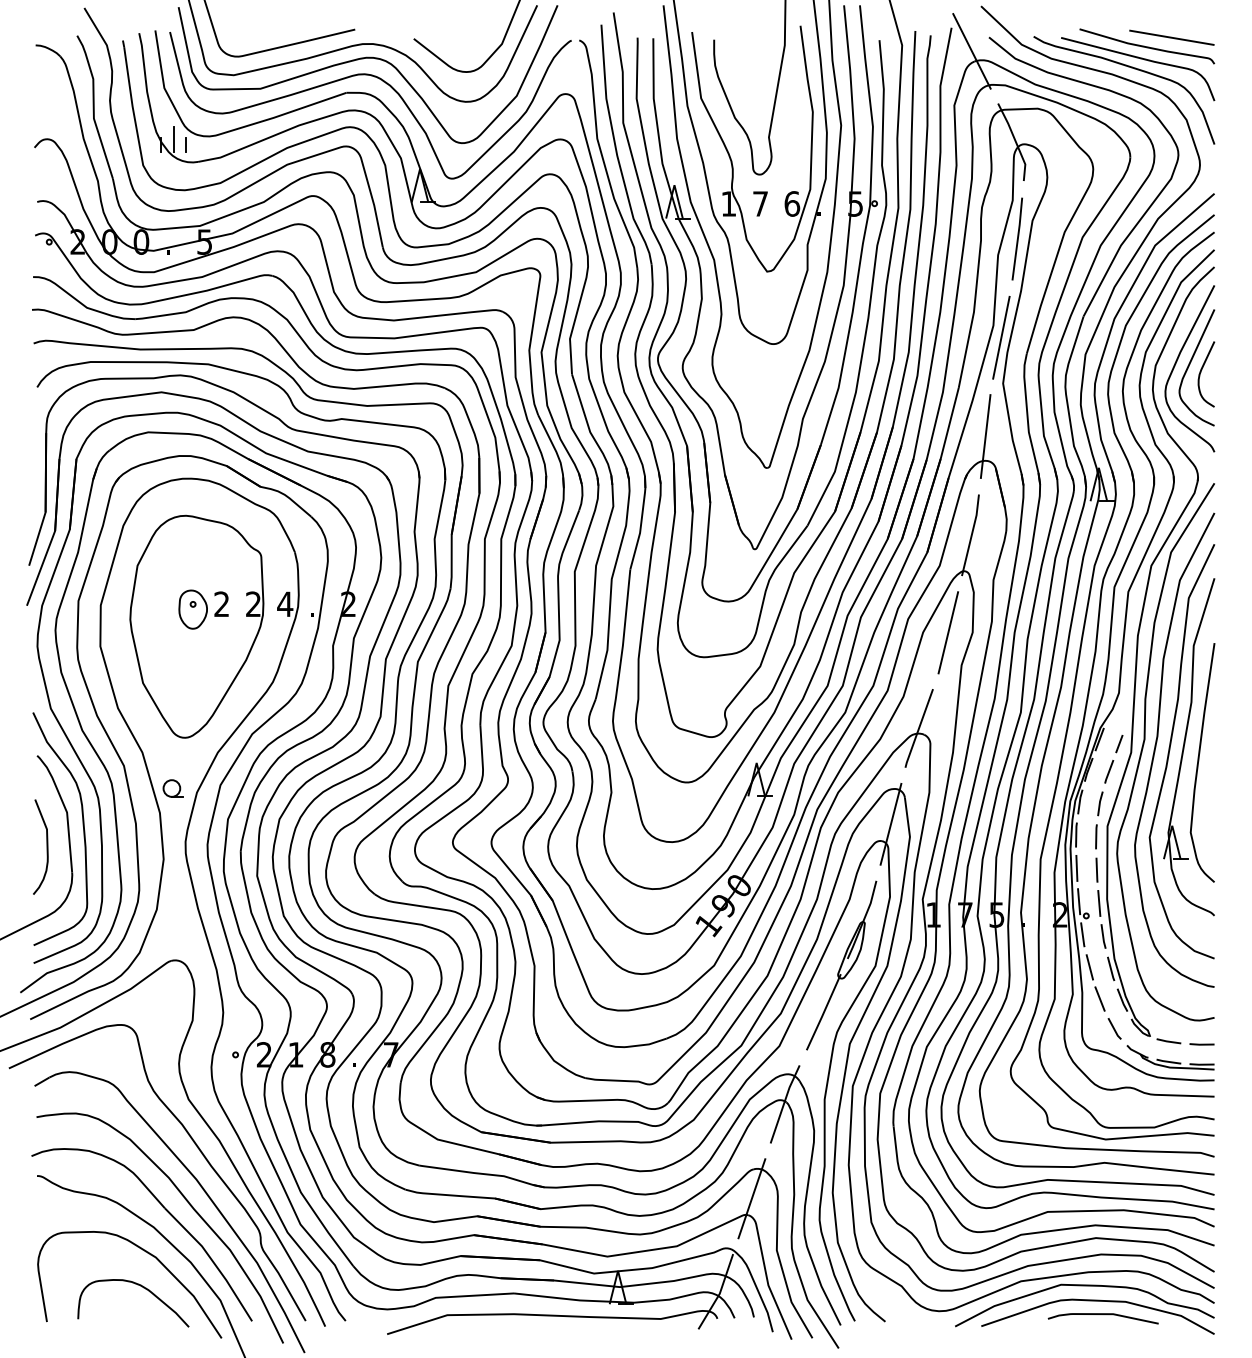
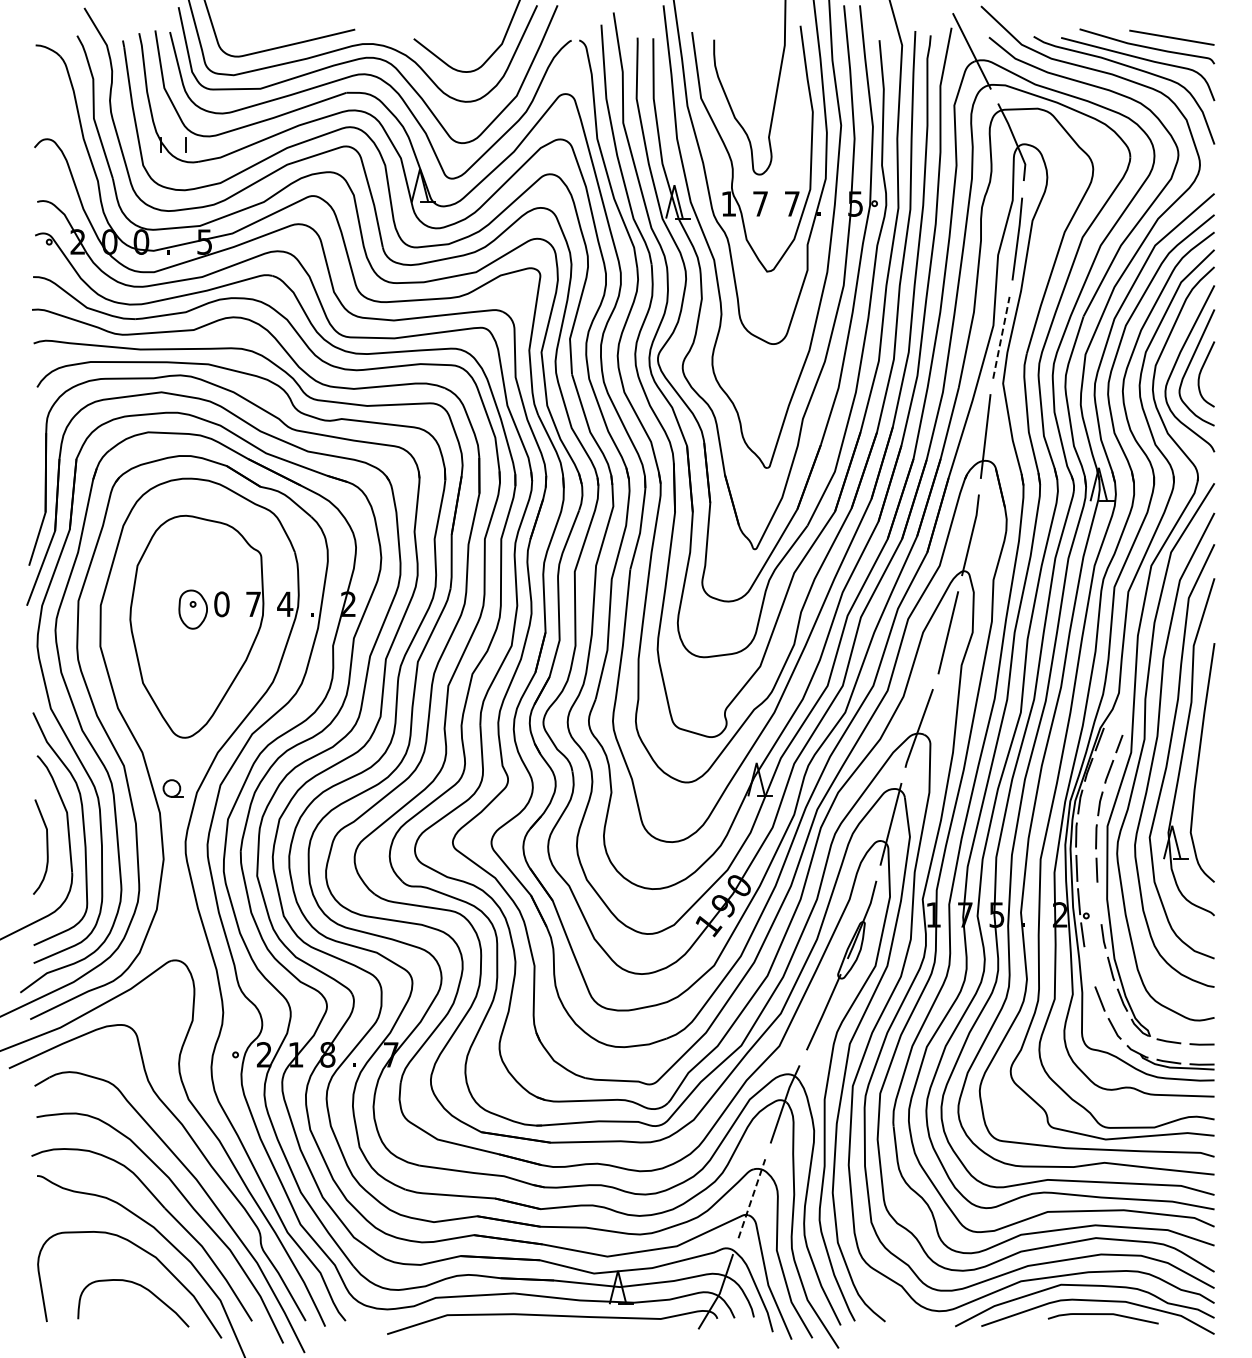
line: present -> none (173, 139)
text: 6 -> 7 (792, 203)
line: solid -> dashed (1001, 337)
text: 2 -> 7 (253, 603)
text: 2 -> 0 (221, 604)
line: present -> none (1099, 903)
line: present -> none (1089, 967)
line: solid -> dashed (751, 1198)
